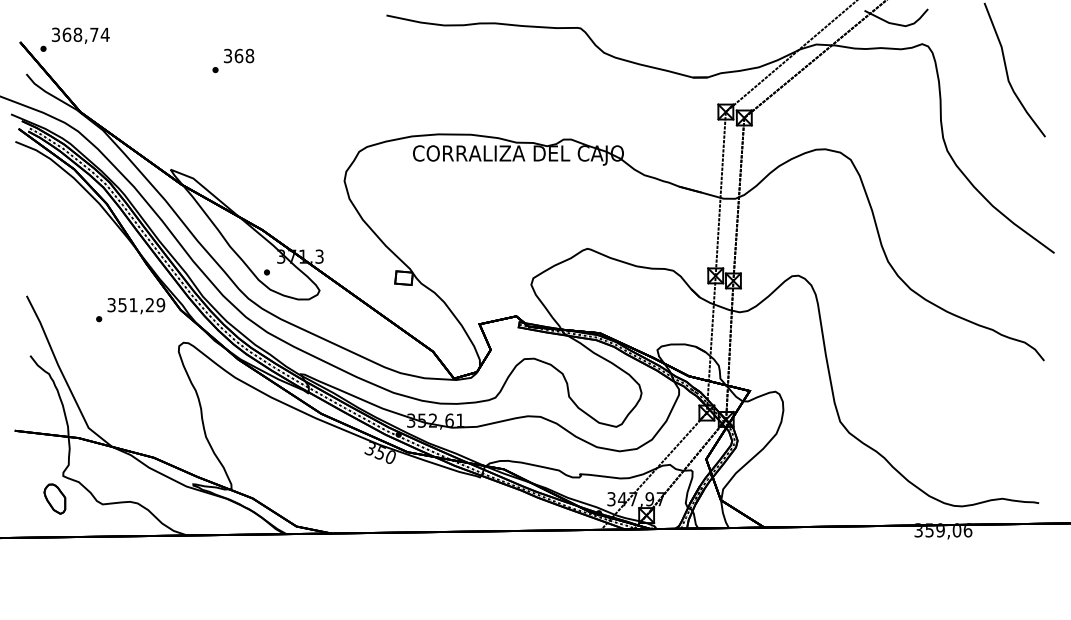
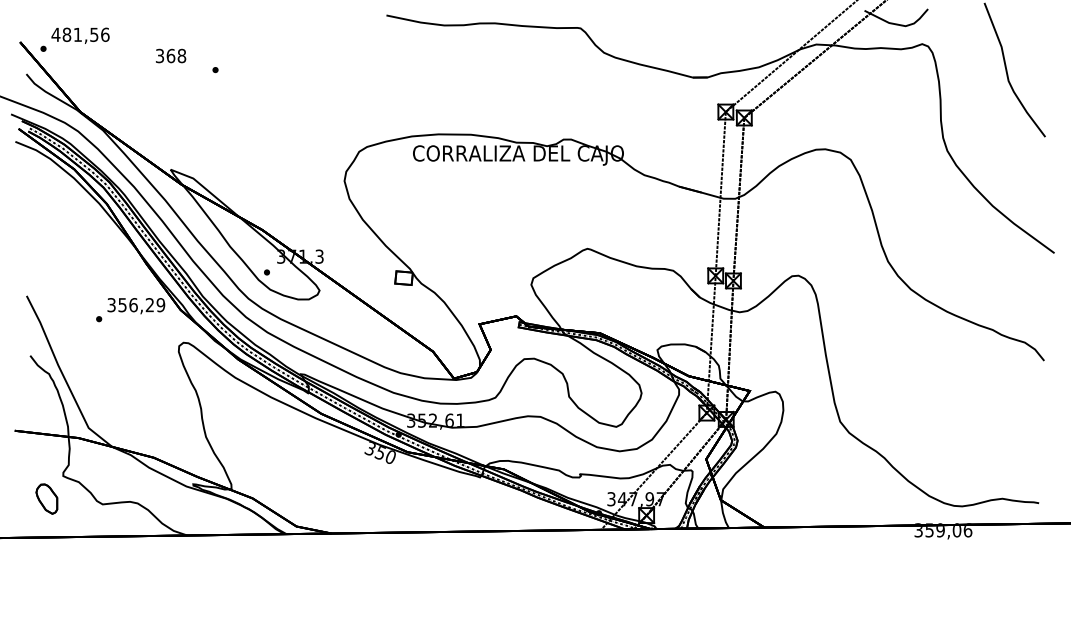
text: 368,74 -> 481,56 (80, 34)
text position: (239, 55) -> (171, 55) (171, 55)
text: 351,29 -> 356,29 (133, 305)
part position: (54, 498) -> (46, 498) (46, 498)
